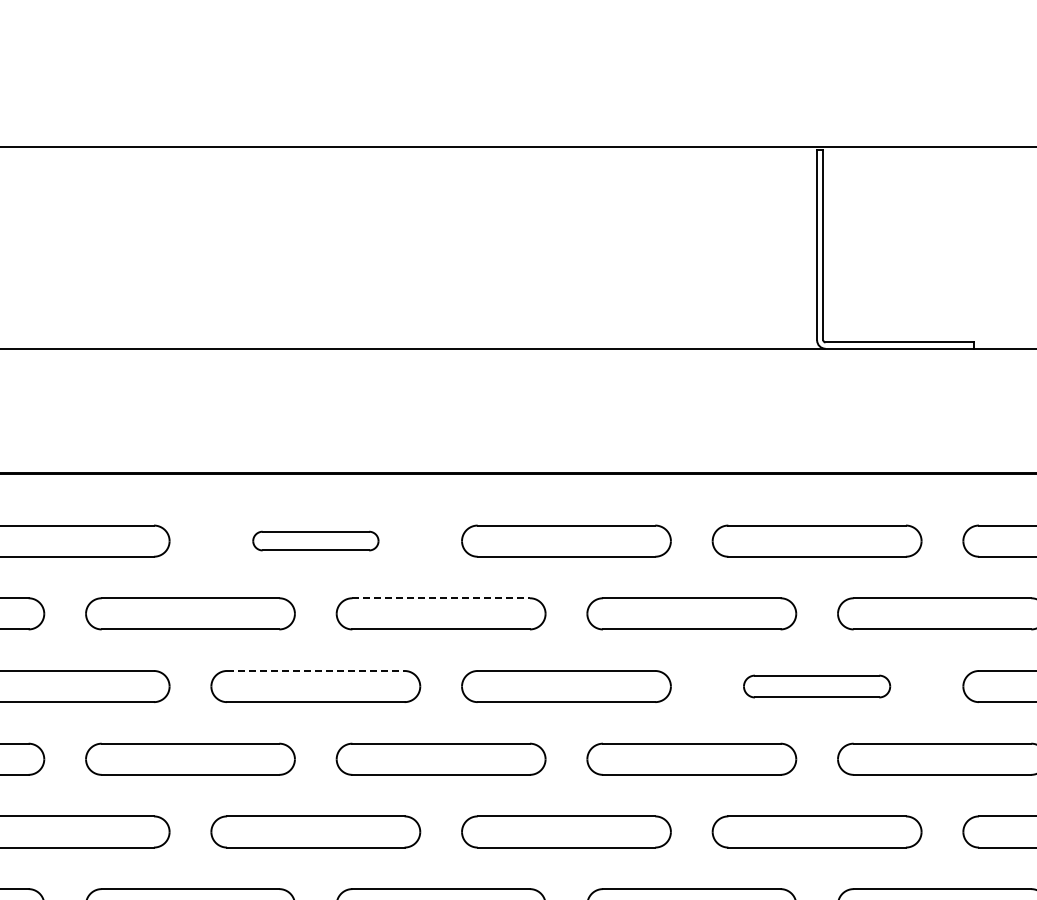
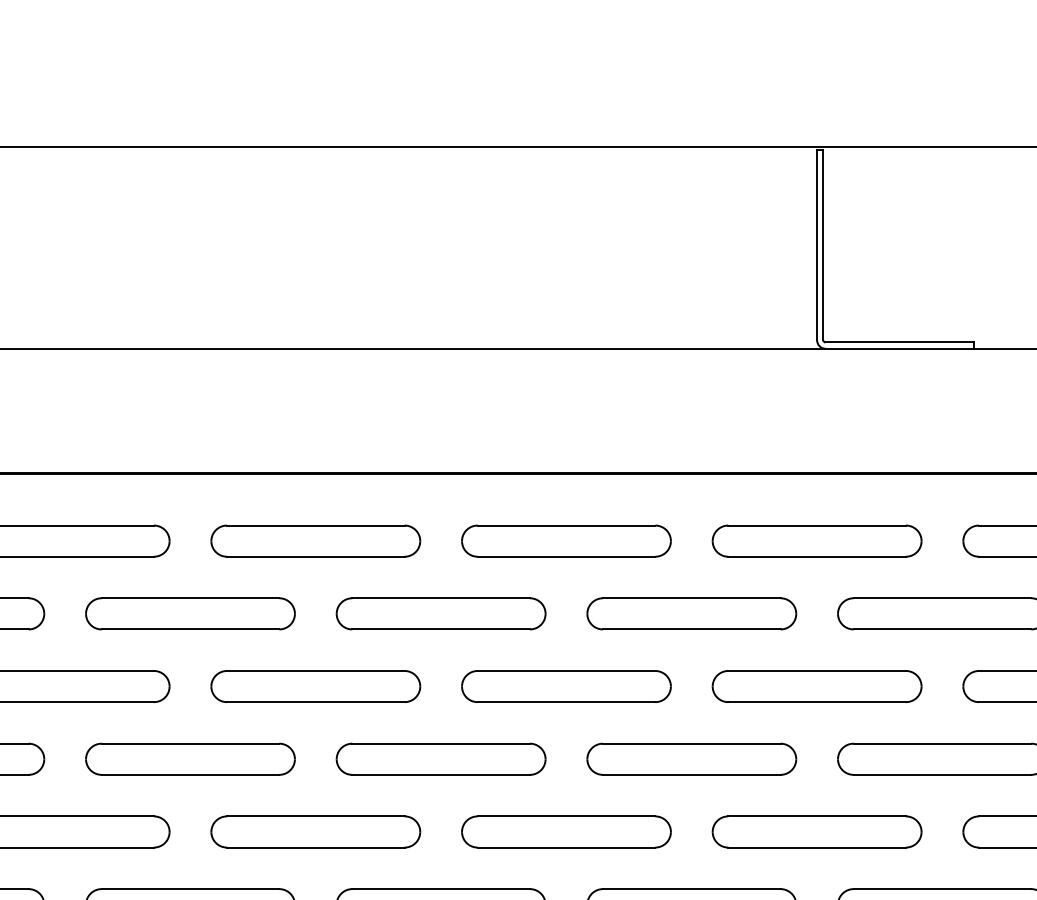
part size: 128x22 px -> 212x34 px (315, 540)
line: dashed -> solid (441, 598)
line: dashed -> solid (315, 670)
part size: 149x25 px -> 212x33 px (816, 686)
